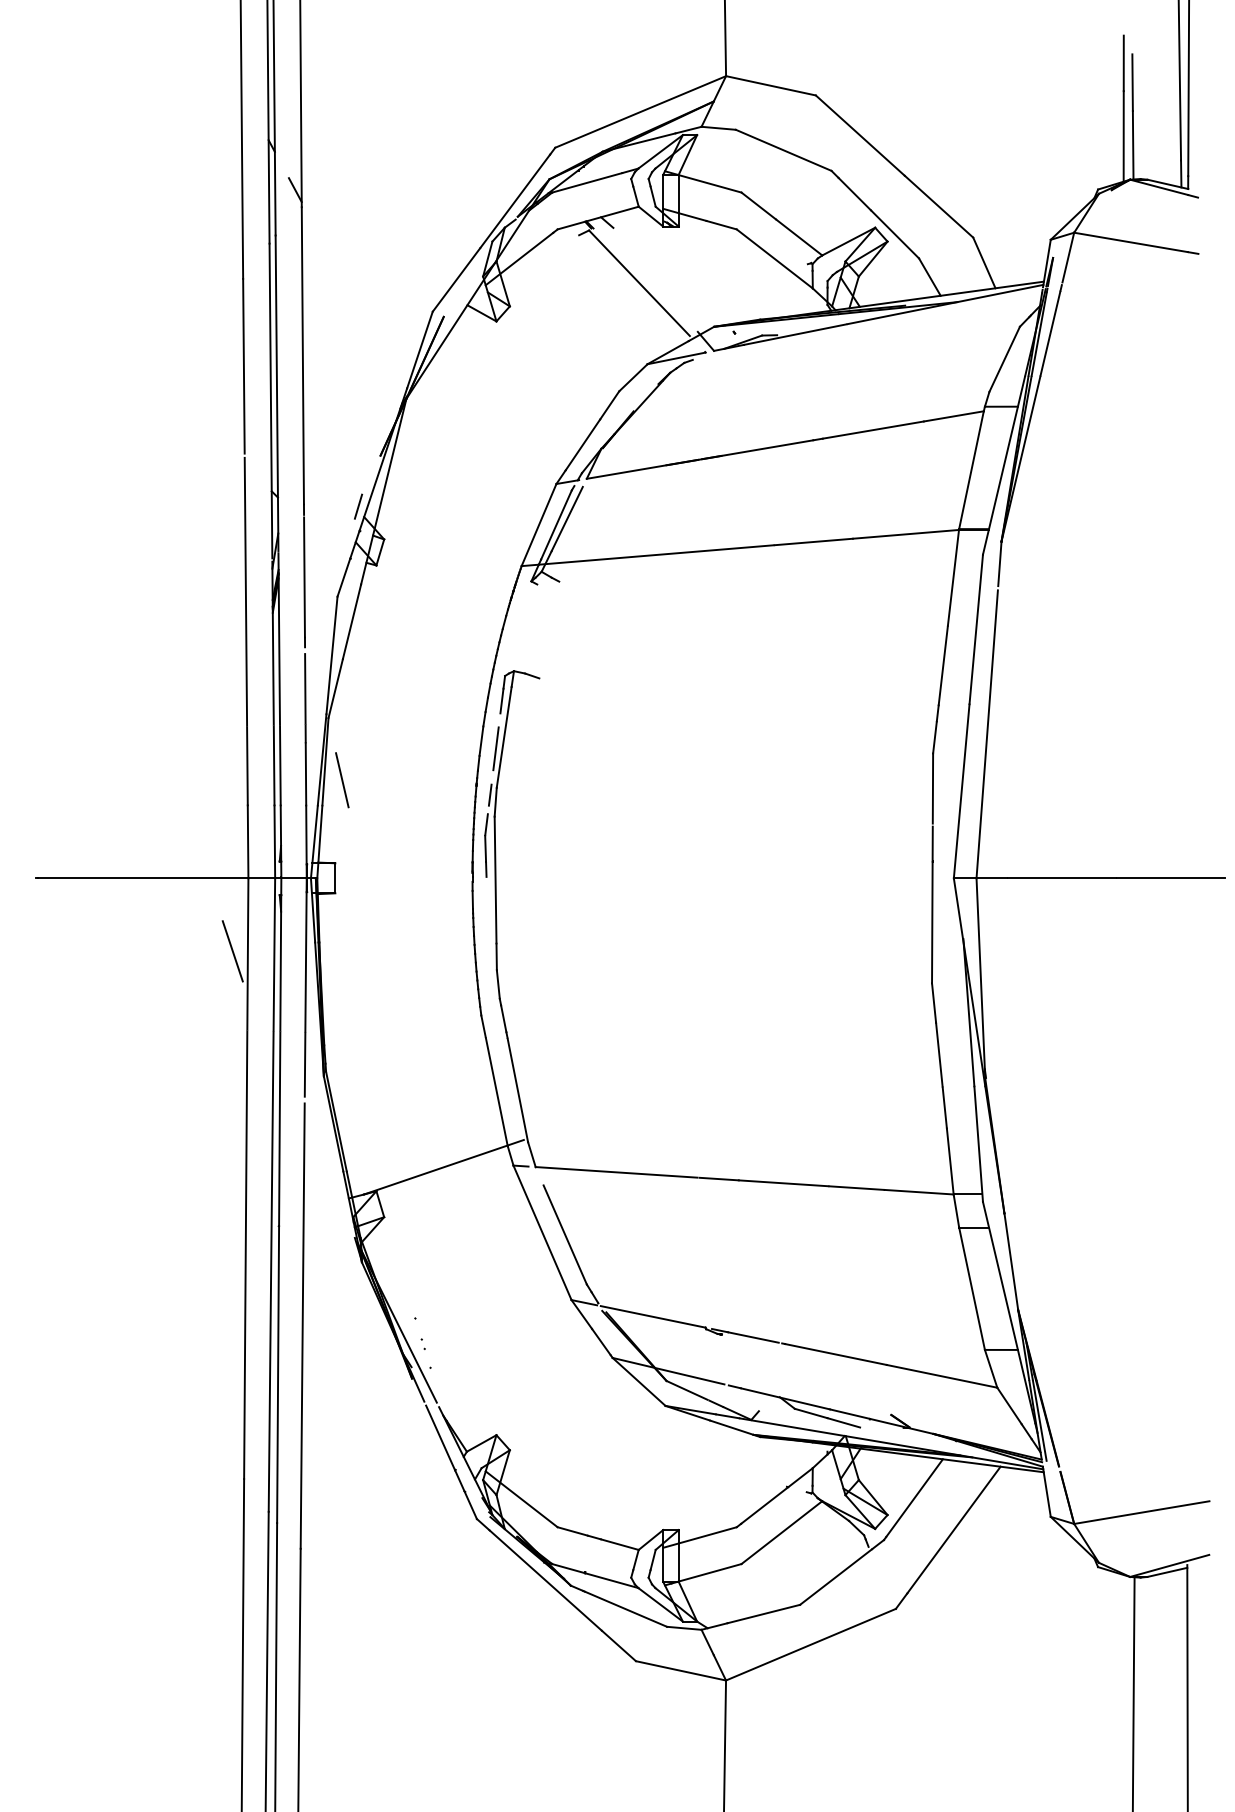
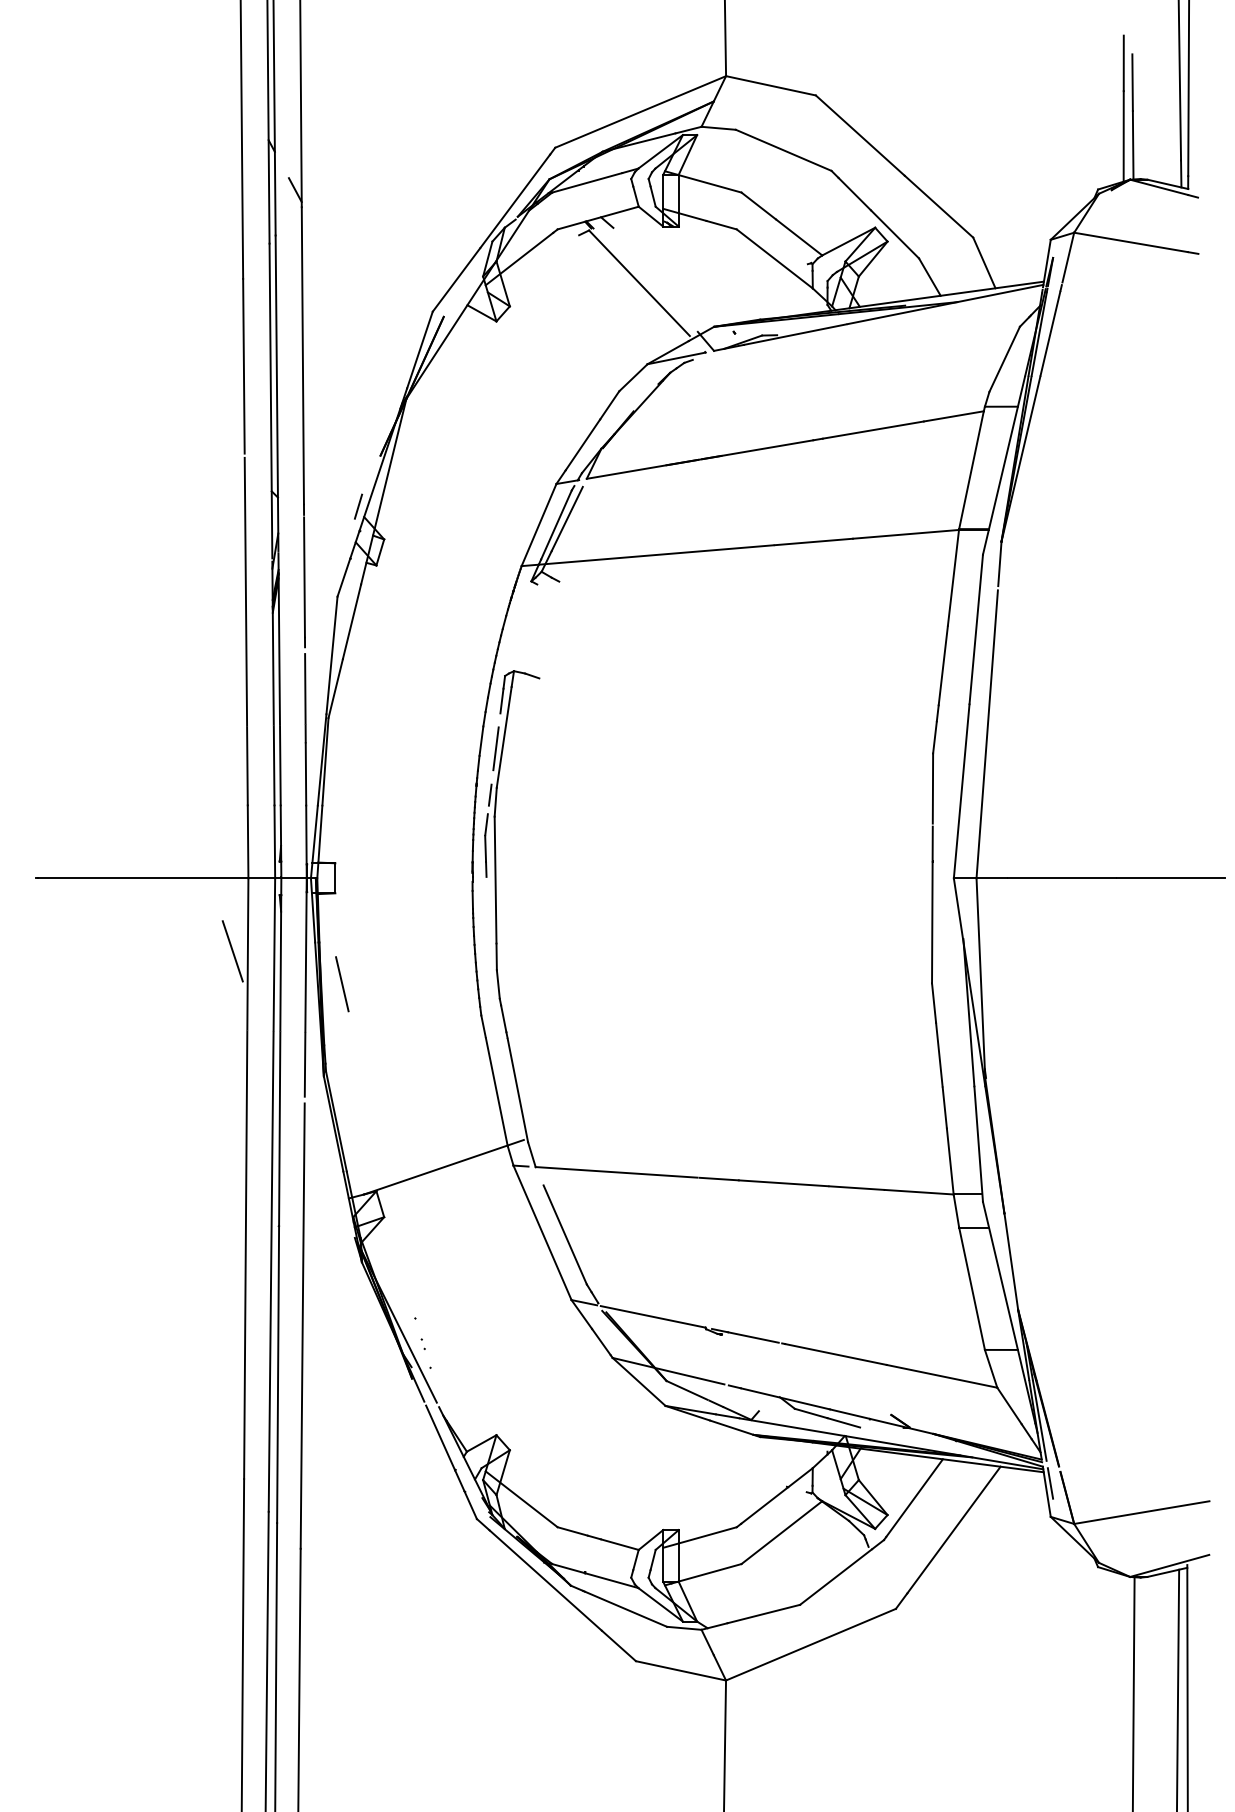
line position: (342, 780) -> (342, 984) (342, 984)
line: none -> present (1050, 1483)
line: none -> present (1178, 1688)
